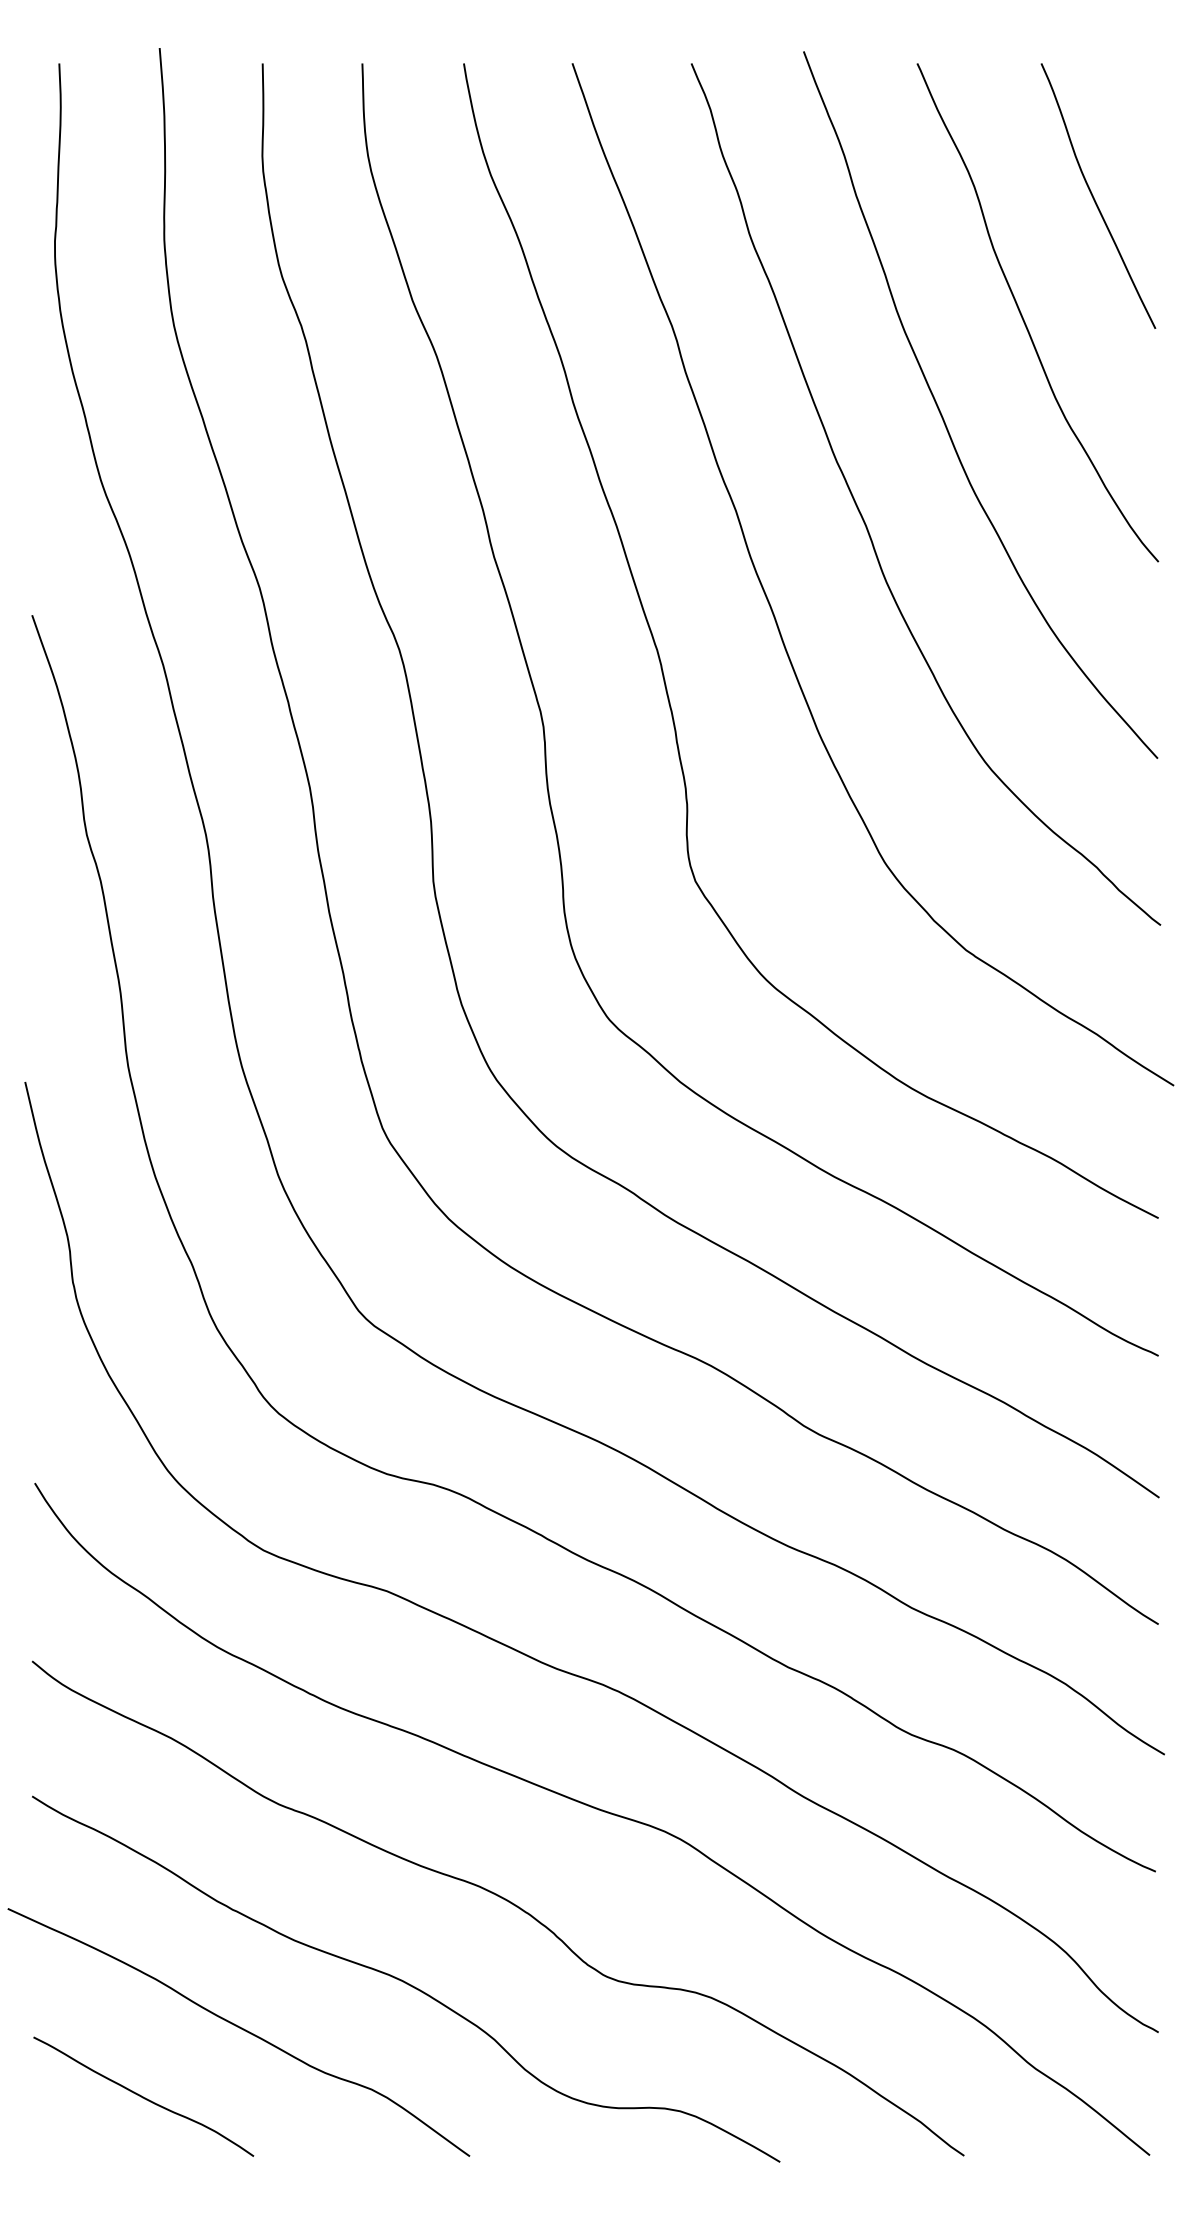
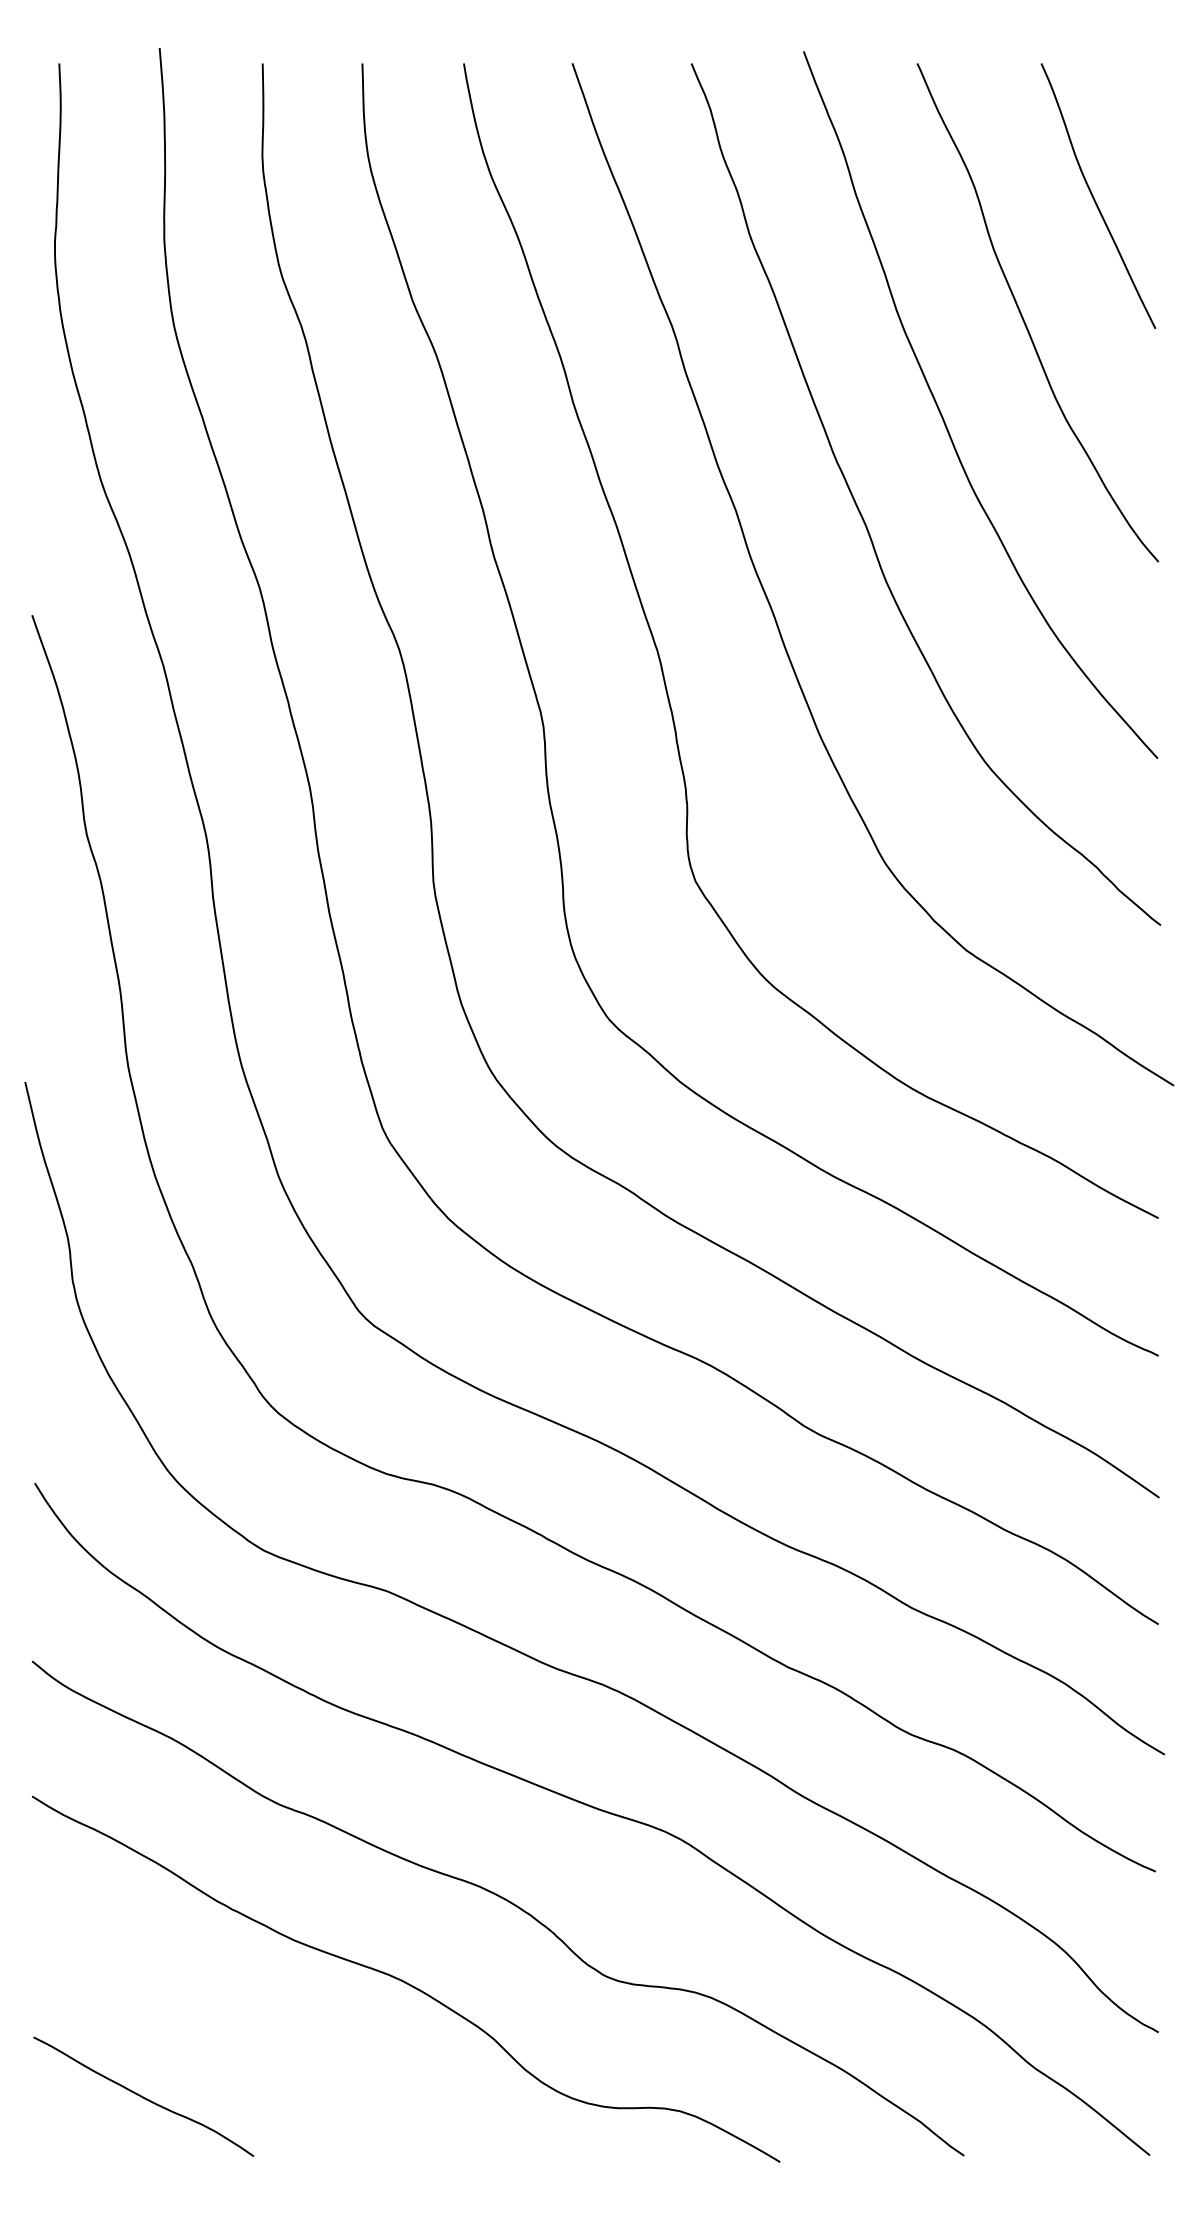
curve: present -> none (239, 2028)
